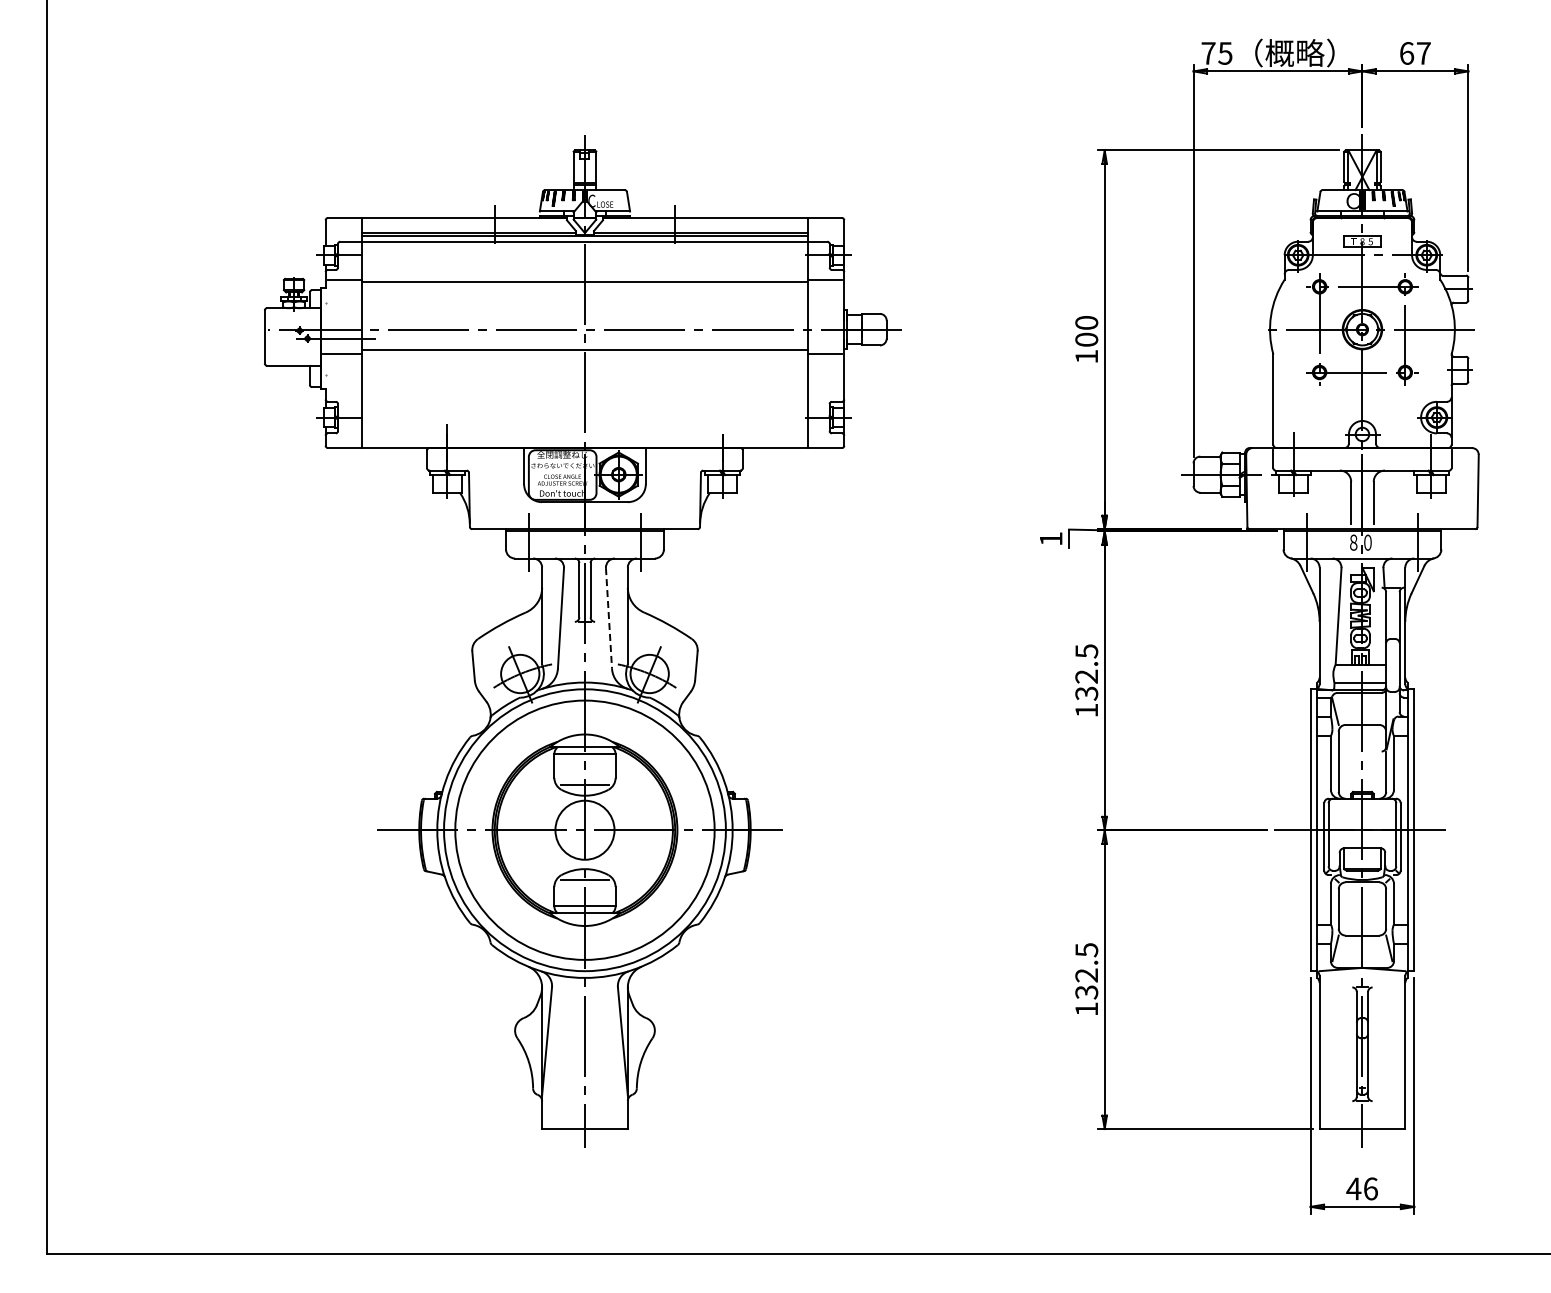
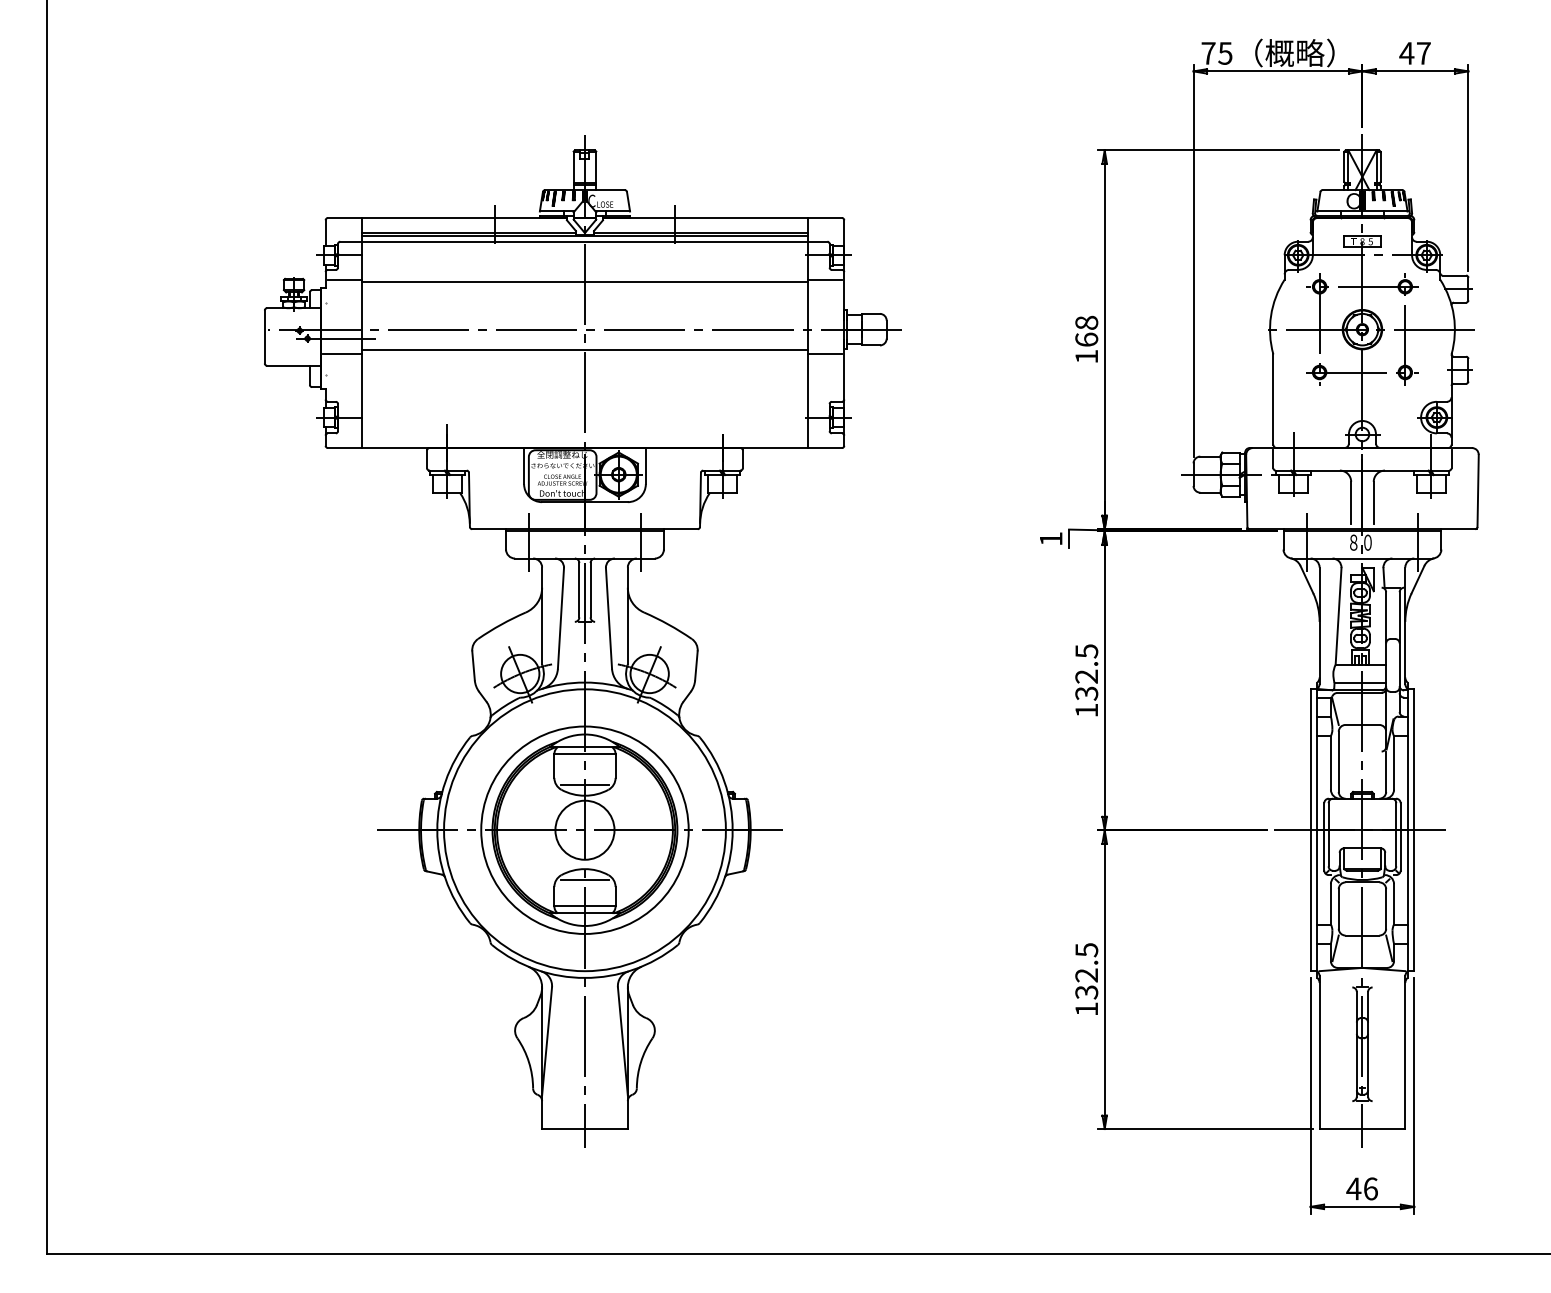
text: 67 -> 47 (1406, 53)
text: 100 -> 168 (1086, 330)
line: dashed -> solid (609, 618)
circle diameter: 259 px -> 207 px (584, 829)
